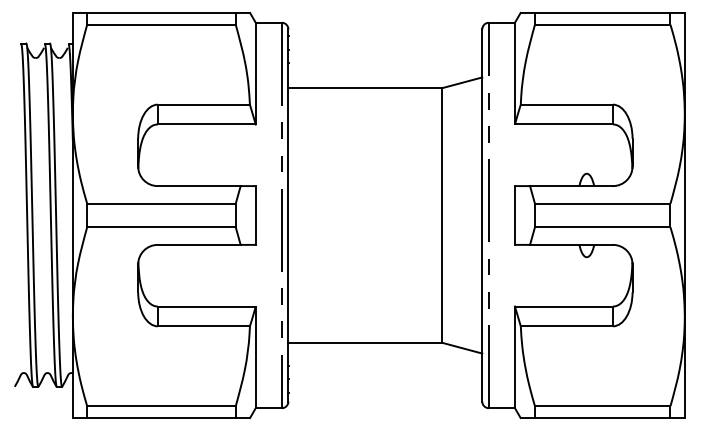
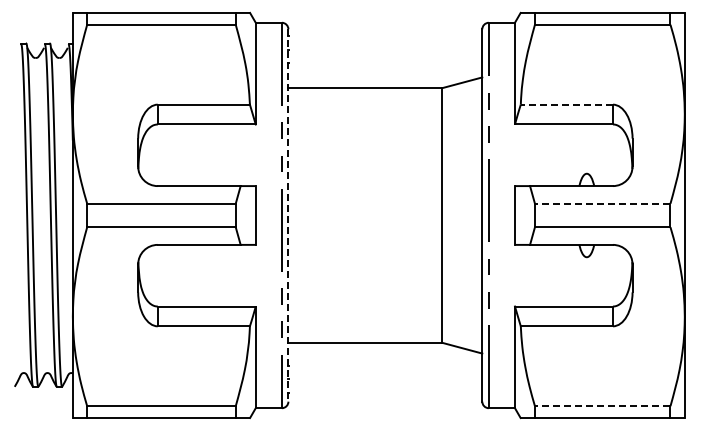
line: solid -> dashed (566, 104)
line: solid -> dashed (602, 203)
line: solid -> dashed (288, 215)
line: solid -> dashed (602, 406)
